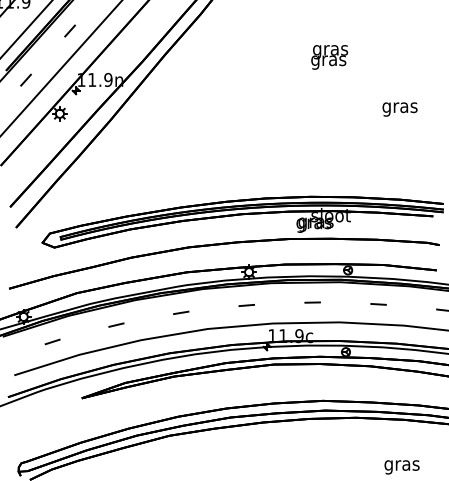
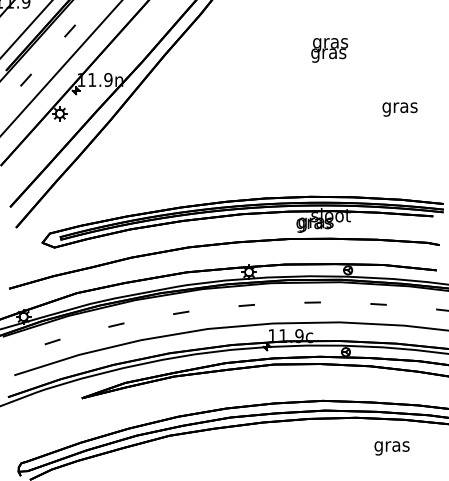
text position: (329, 57) -> (329, 50) (329, 50)
text position: (401, 467) -> (391, 448) (391, 448)
